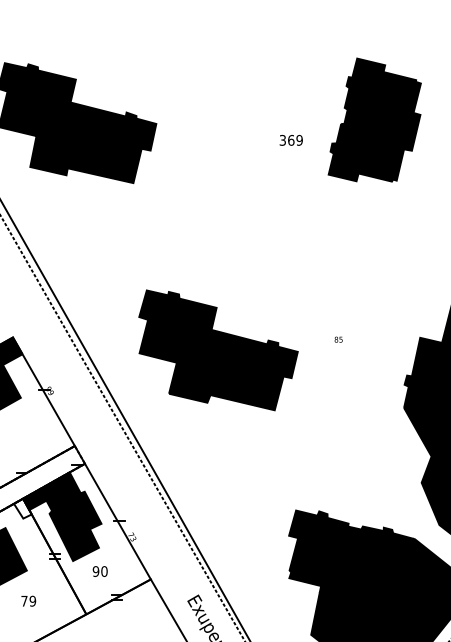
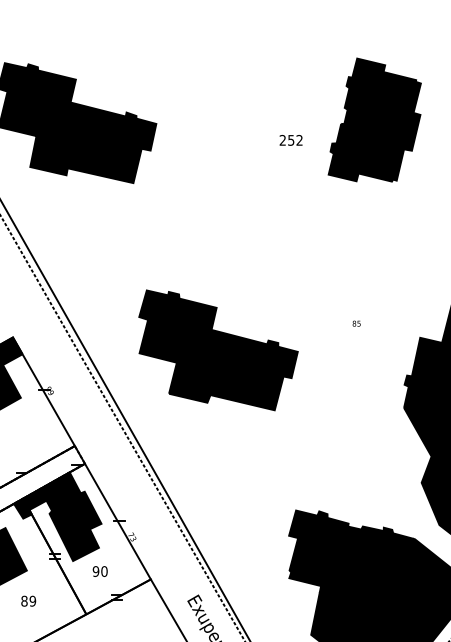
text: 369 -> 252 (290, 140)
text position: (338, 339) -> (356, 323) (356, 323)
fill: none -> present (22, 508)
text: 79 -> 89 (24, 600)
